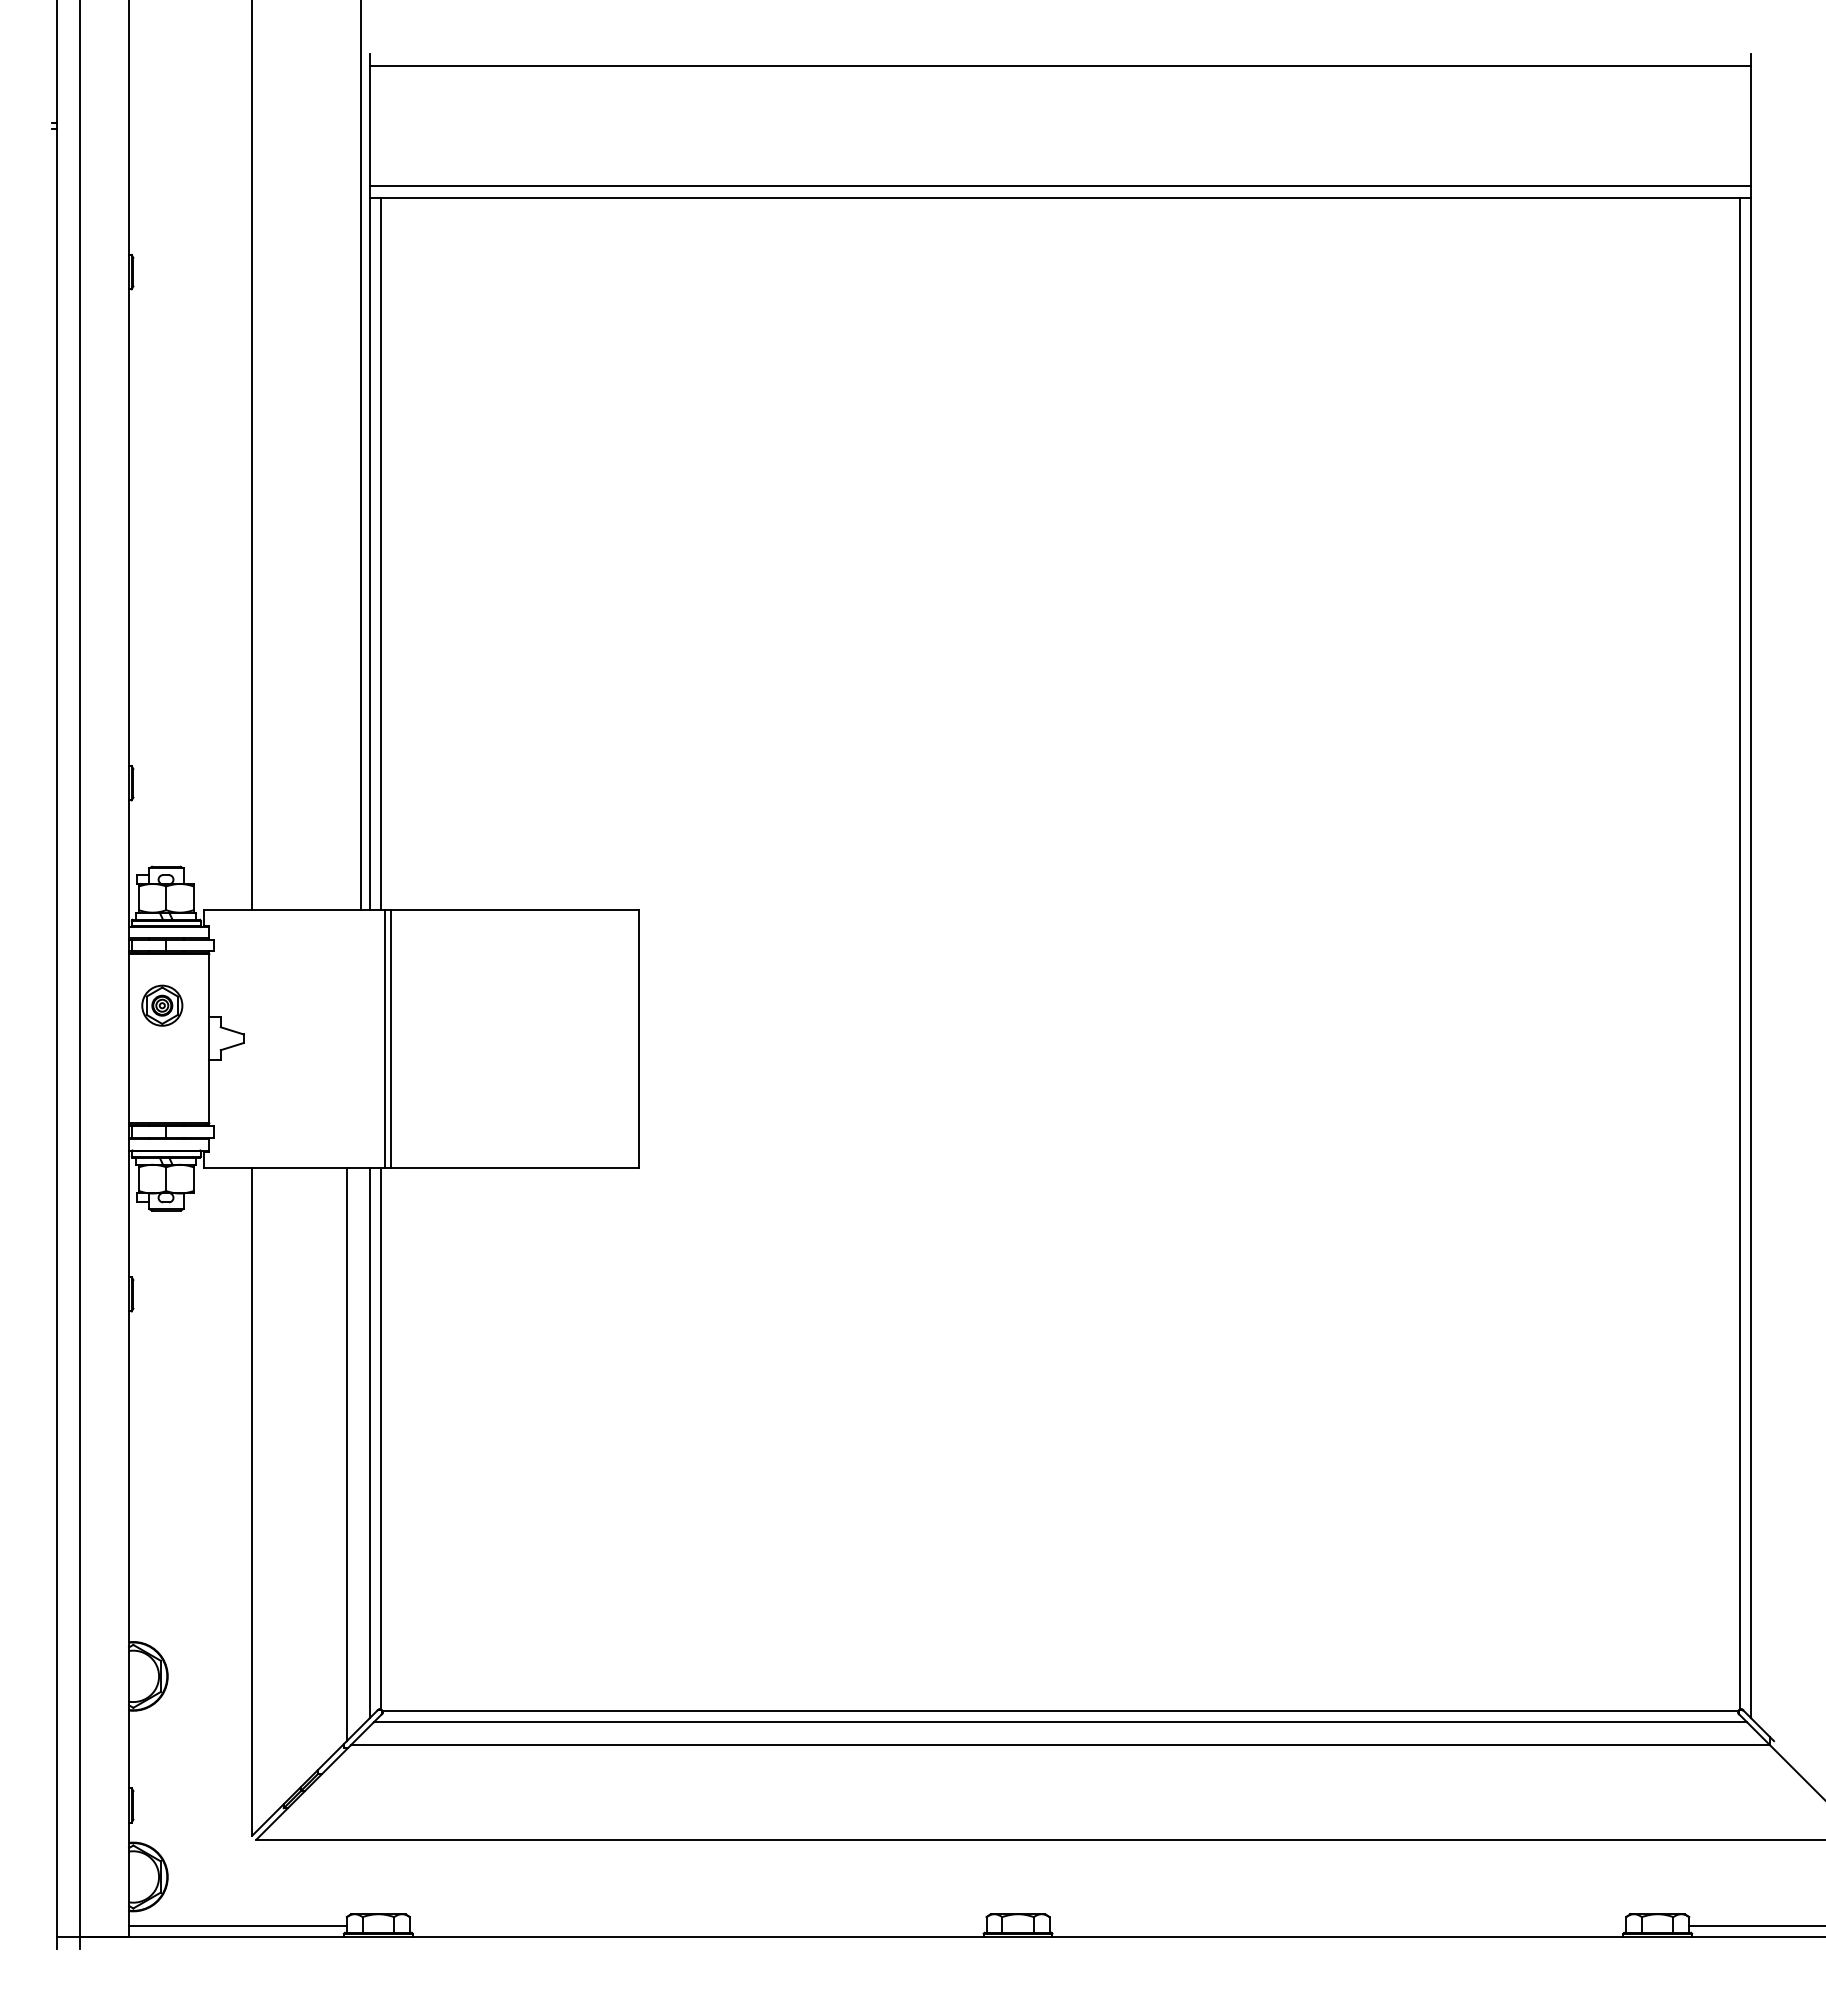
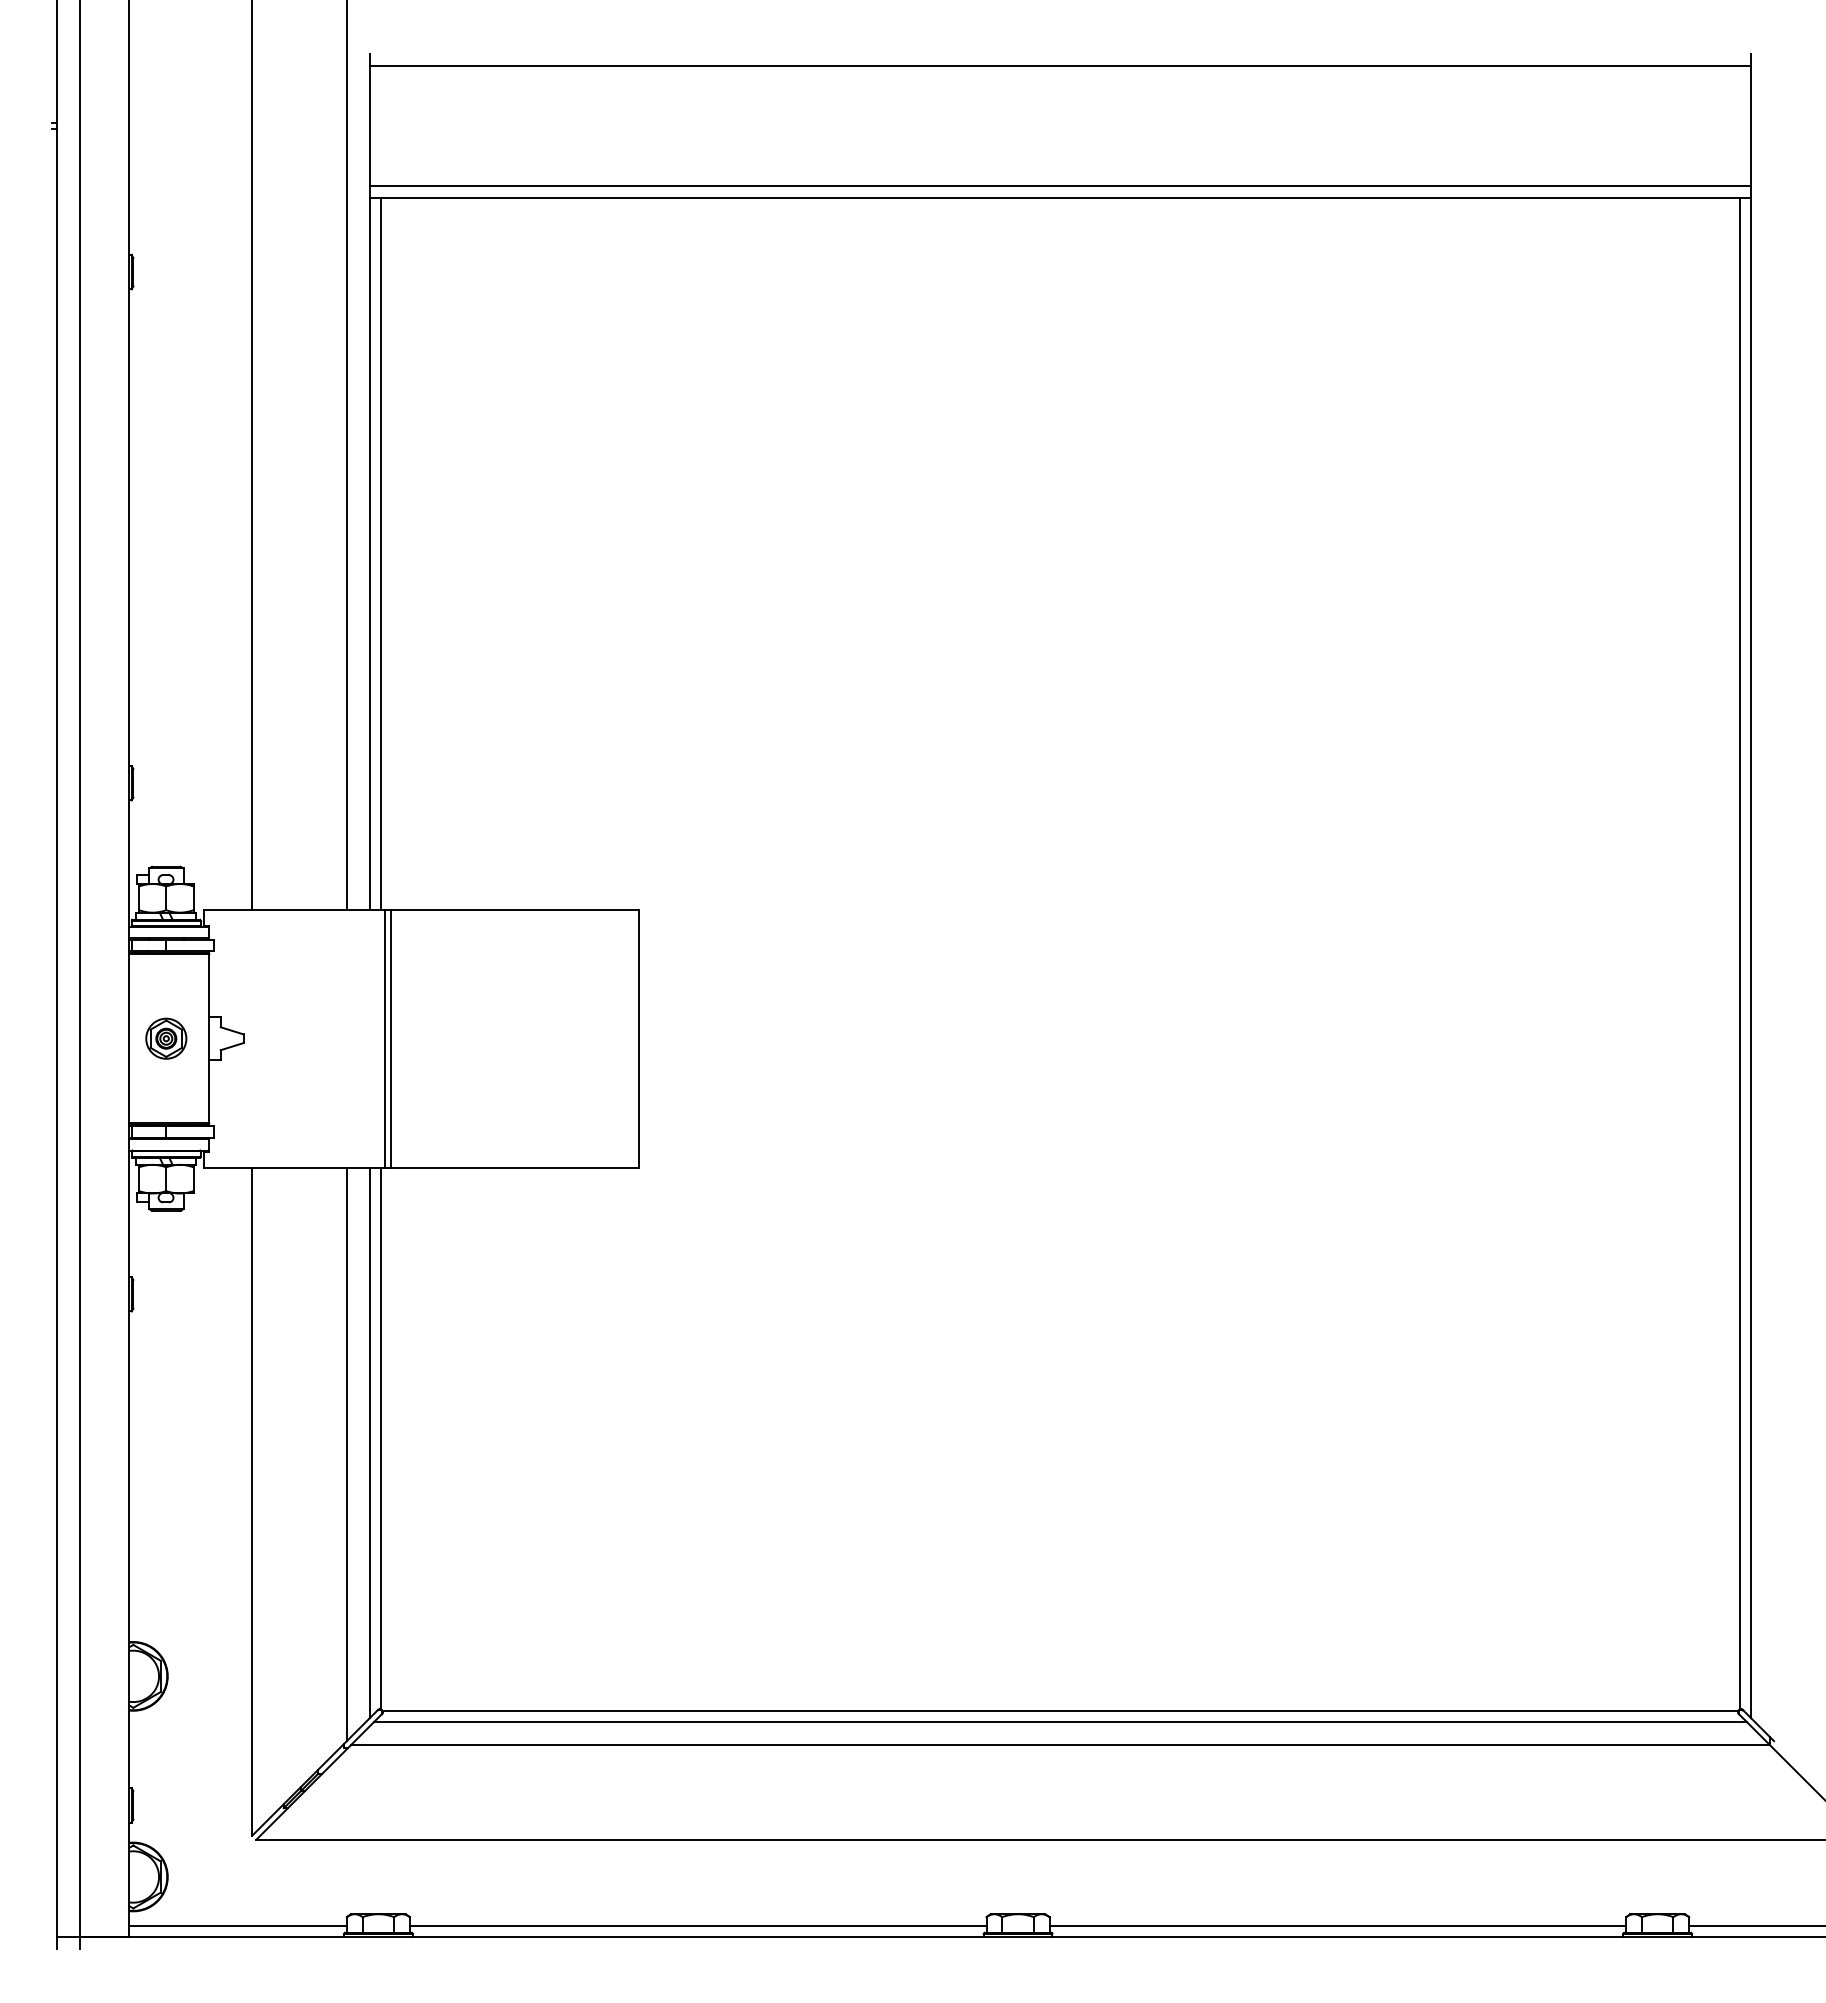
line position: (360, 455) -> (346, 455) (346, 455)
part position: (162, 1005) -> (166, 1038) (166, 1038)
line: none -> present (697, 1925)
line: none -> present (1337, 1925)
